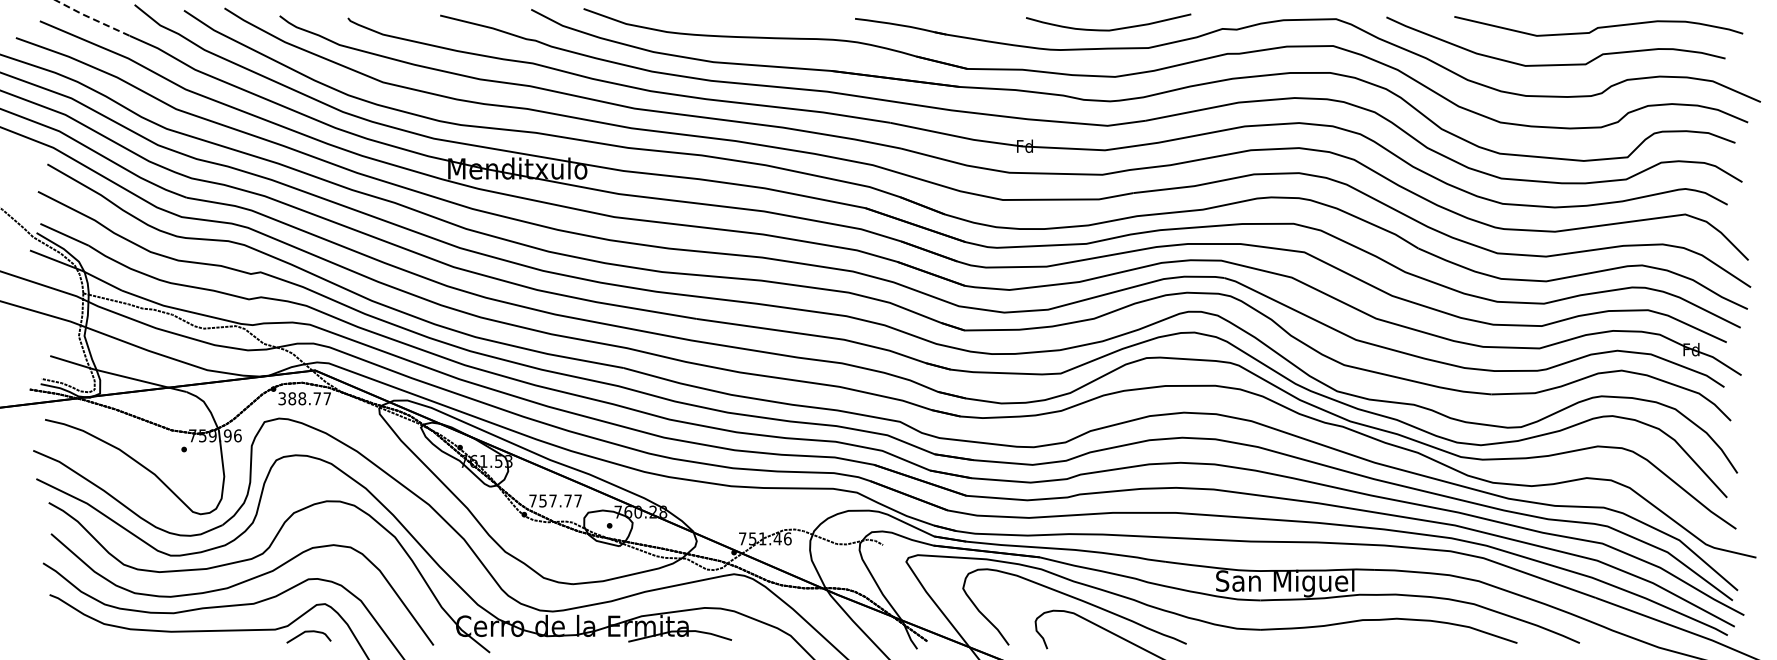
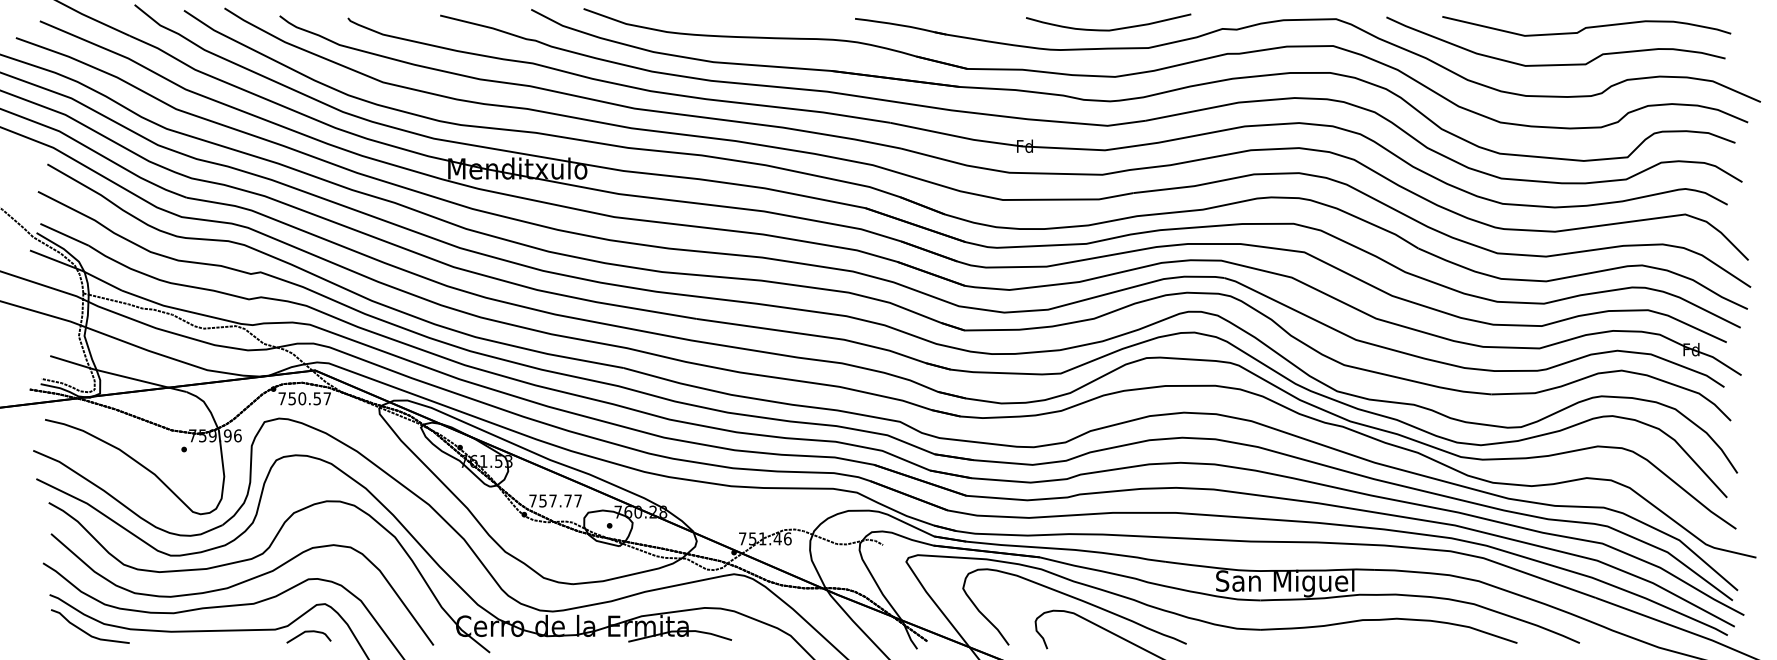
line: dashed -> solid (92, 18)
curve position: (1598, 26) -> (1586, 26) (1586, 26)
text: 388.77 -> 750.57 (299, 398)
curve: none -> present (87, 632)
